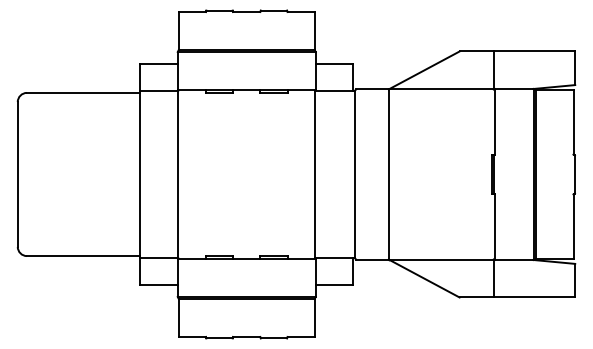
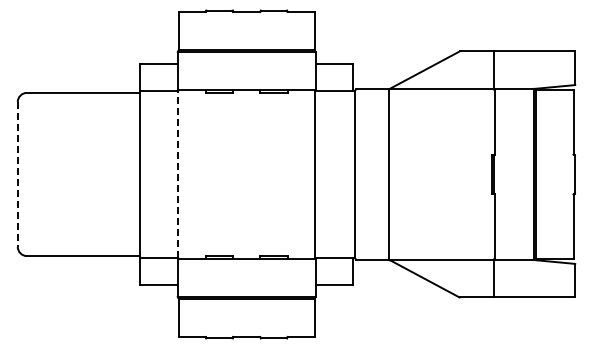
line: solid -> dashed (17, 174)
line: solid -> dashed (178, 174)
